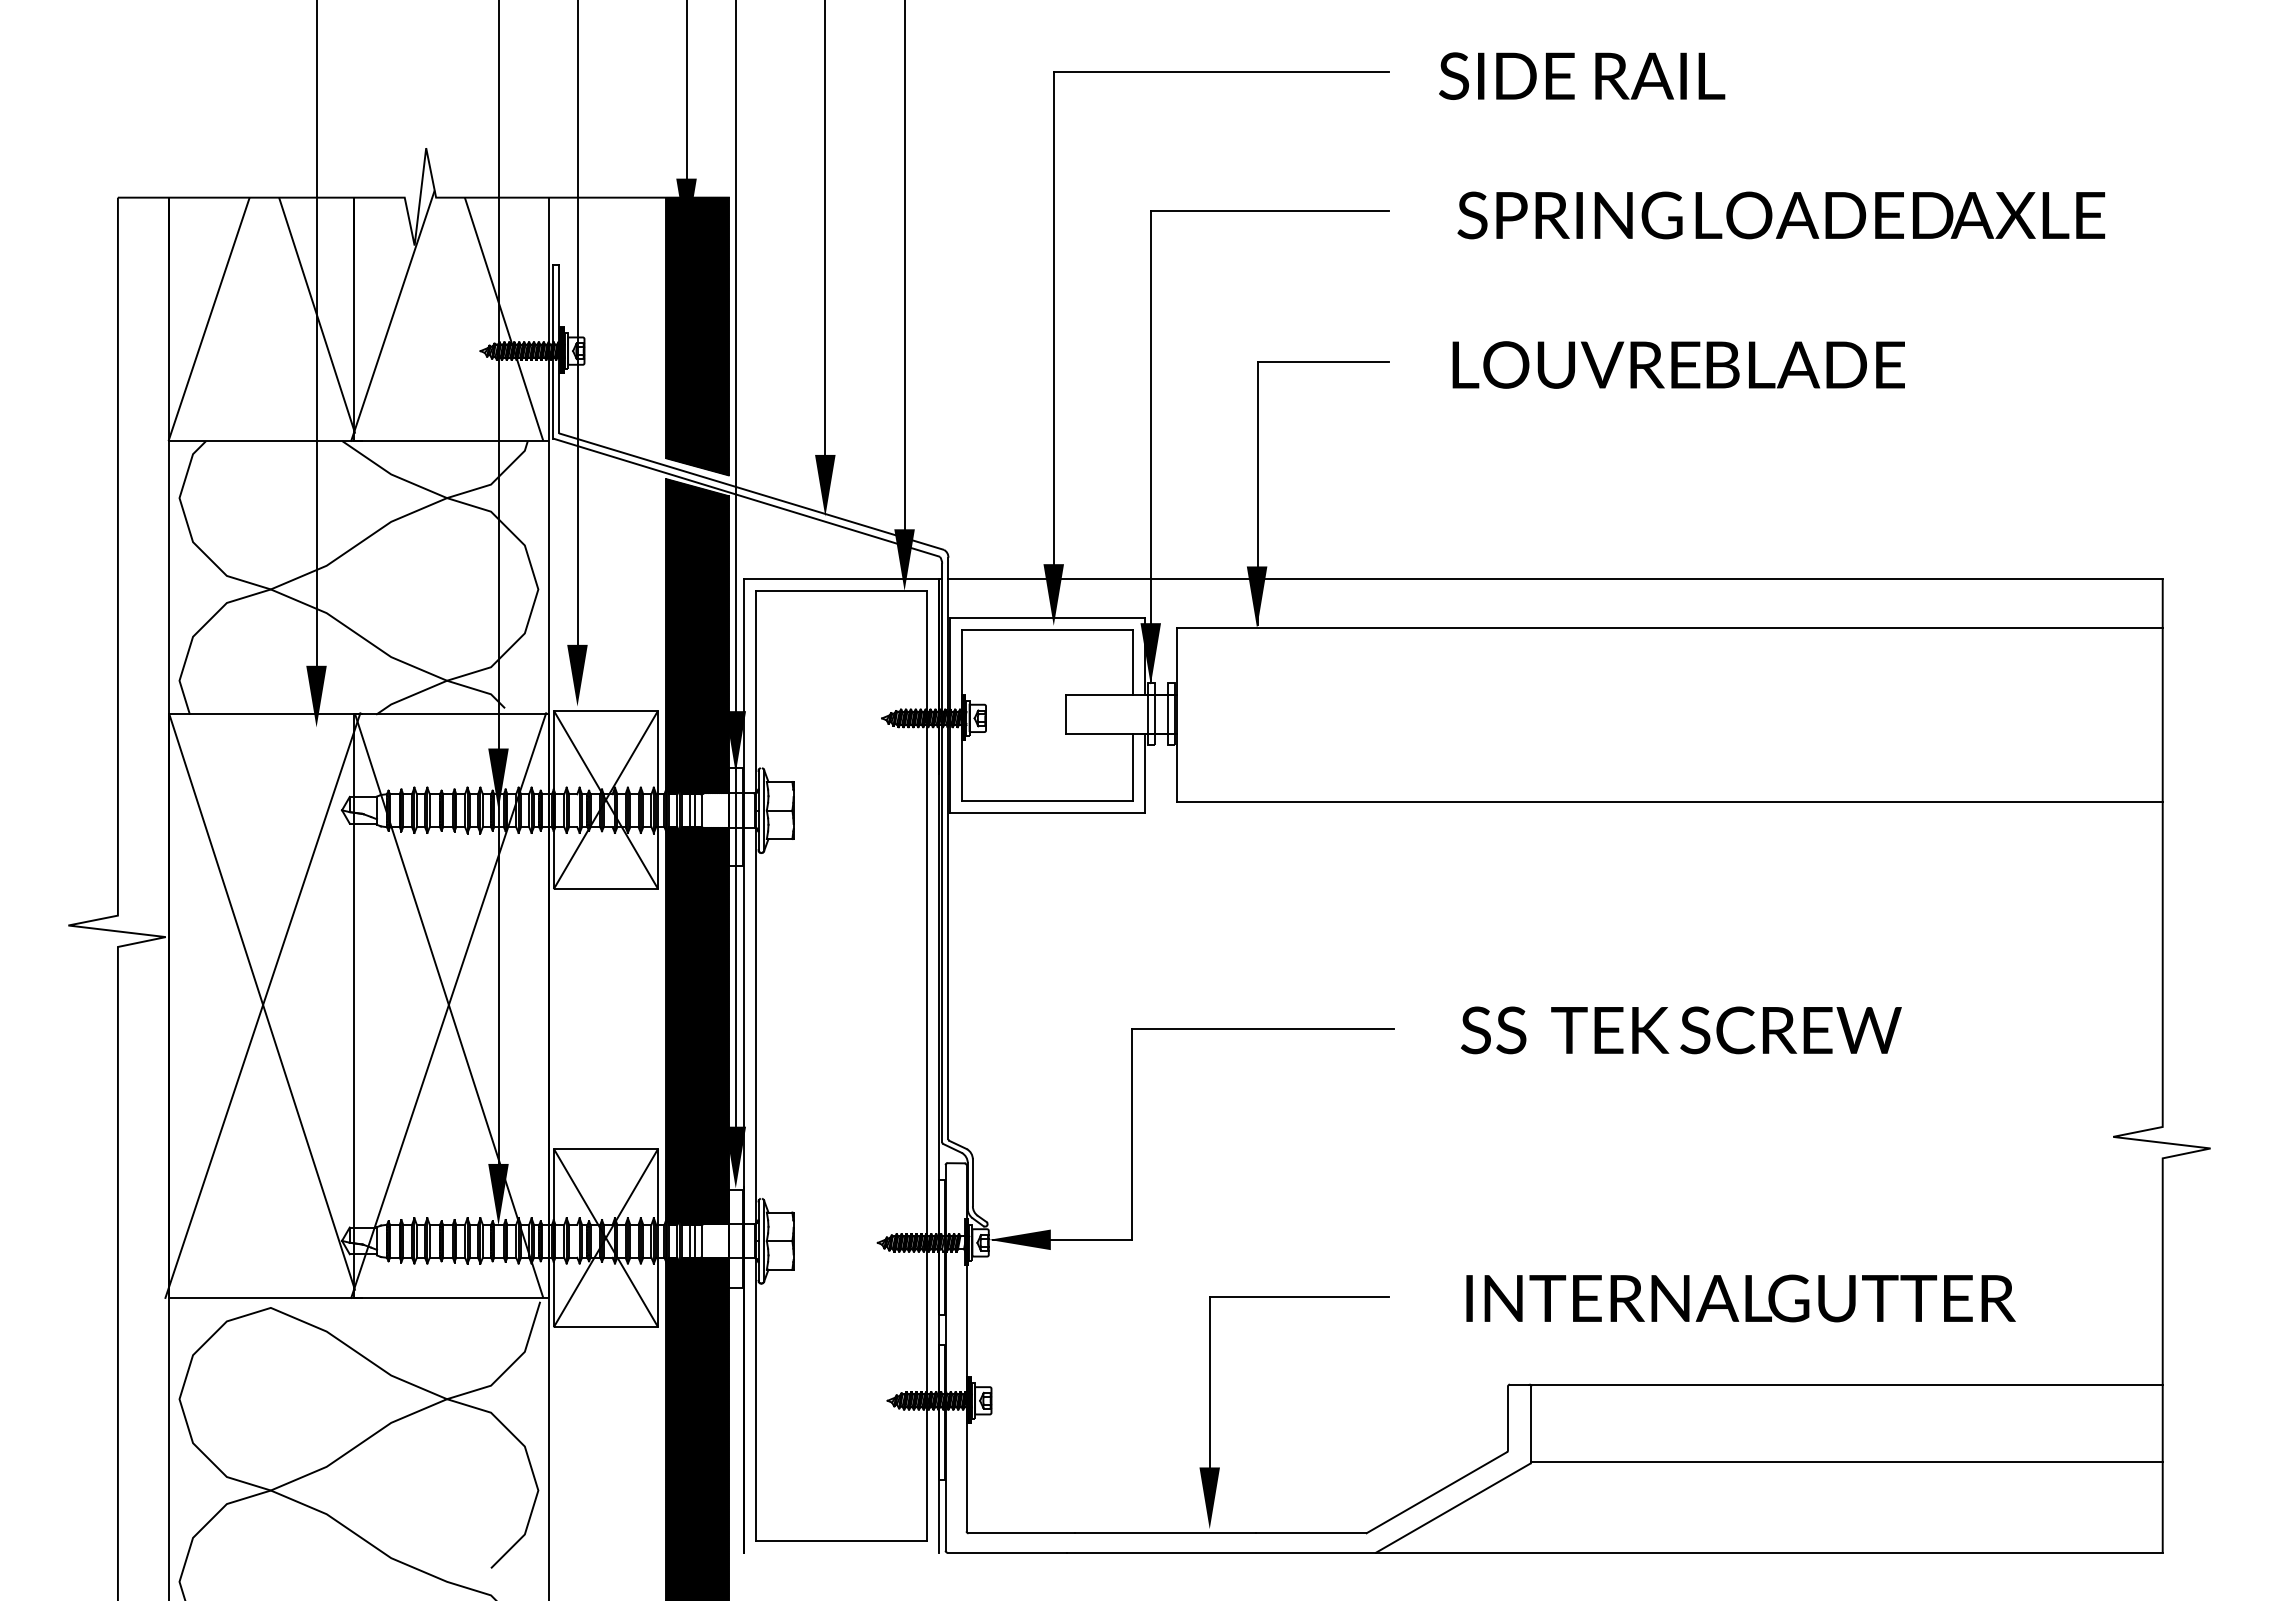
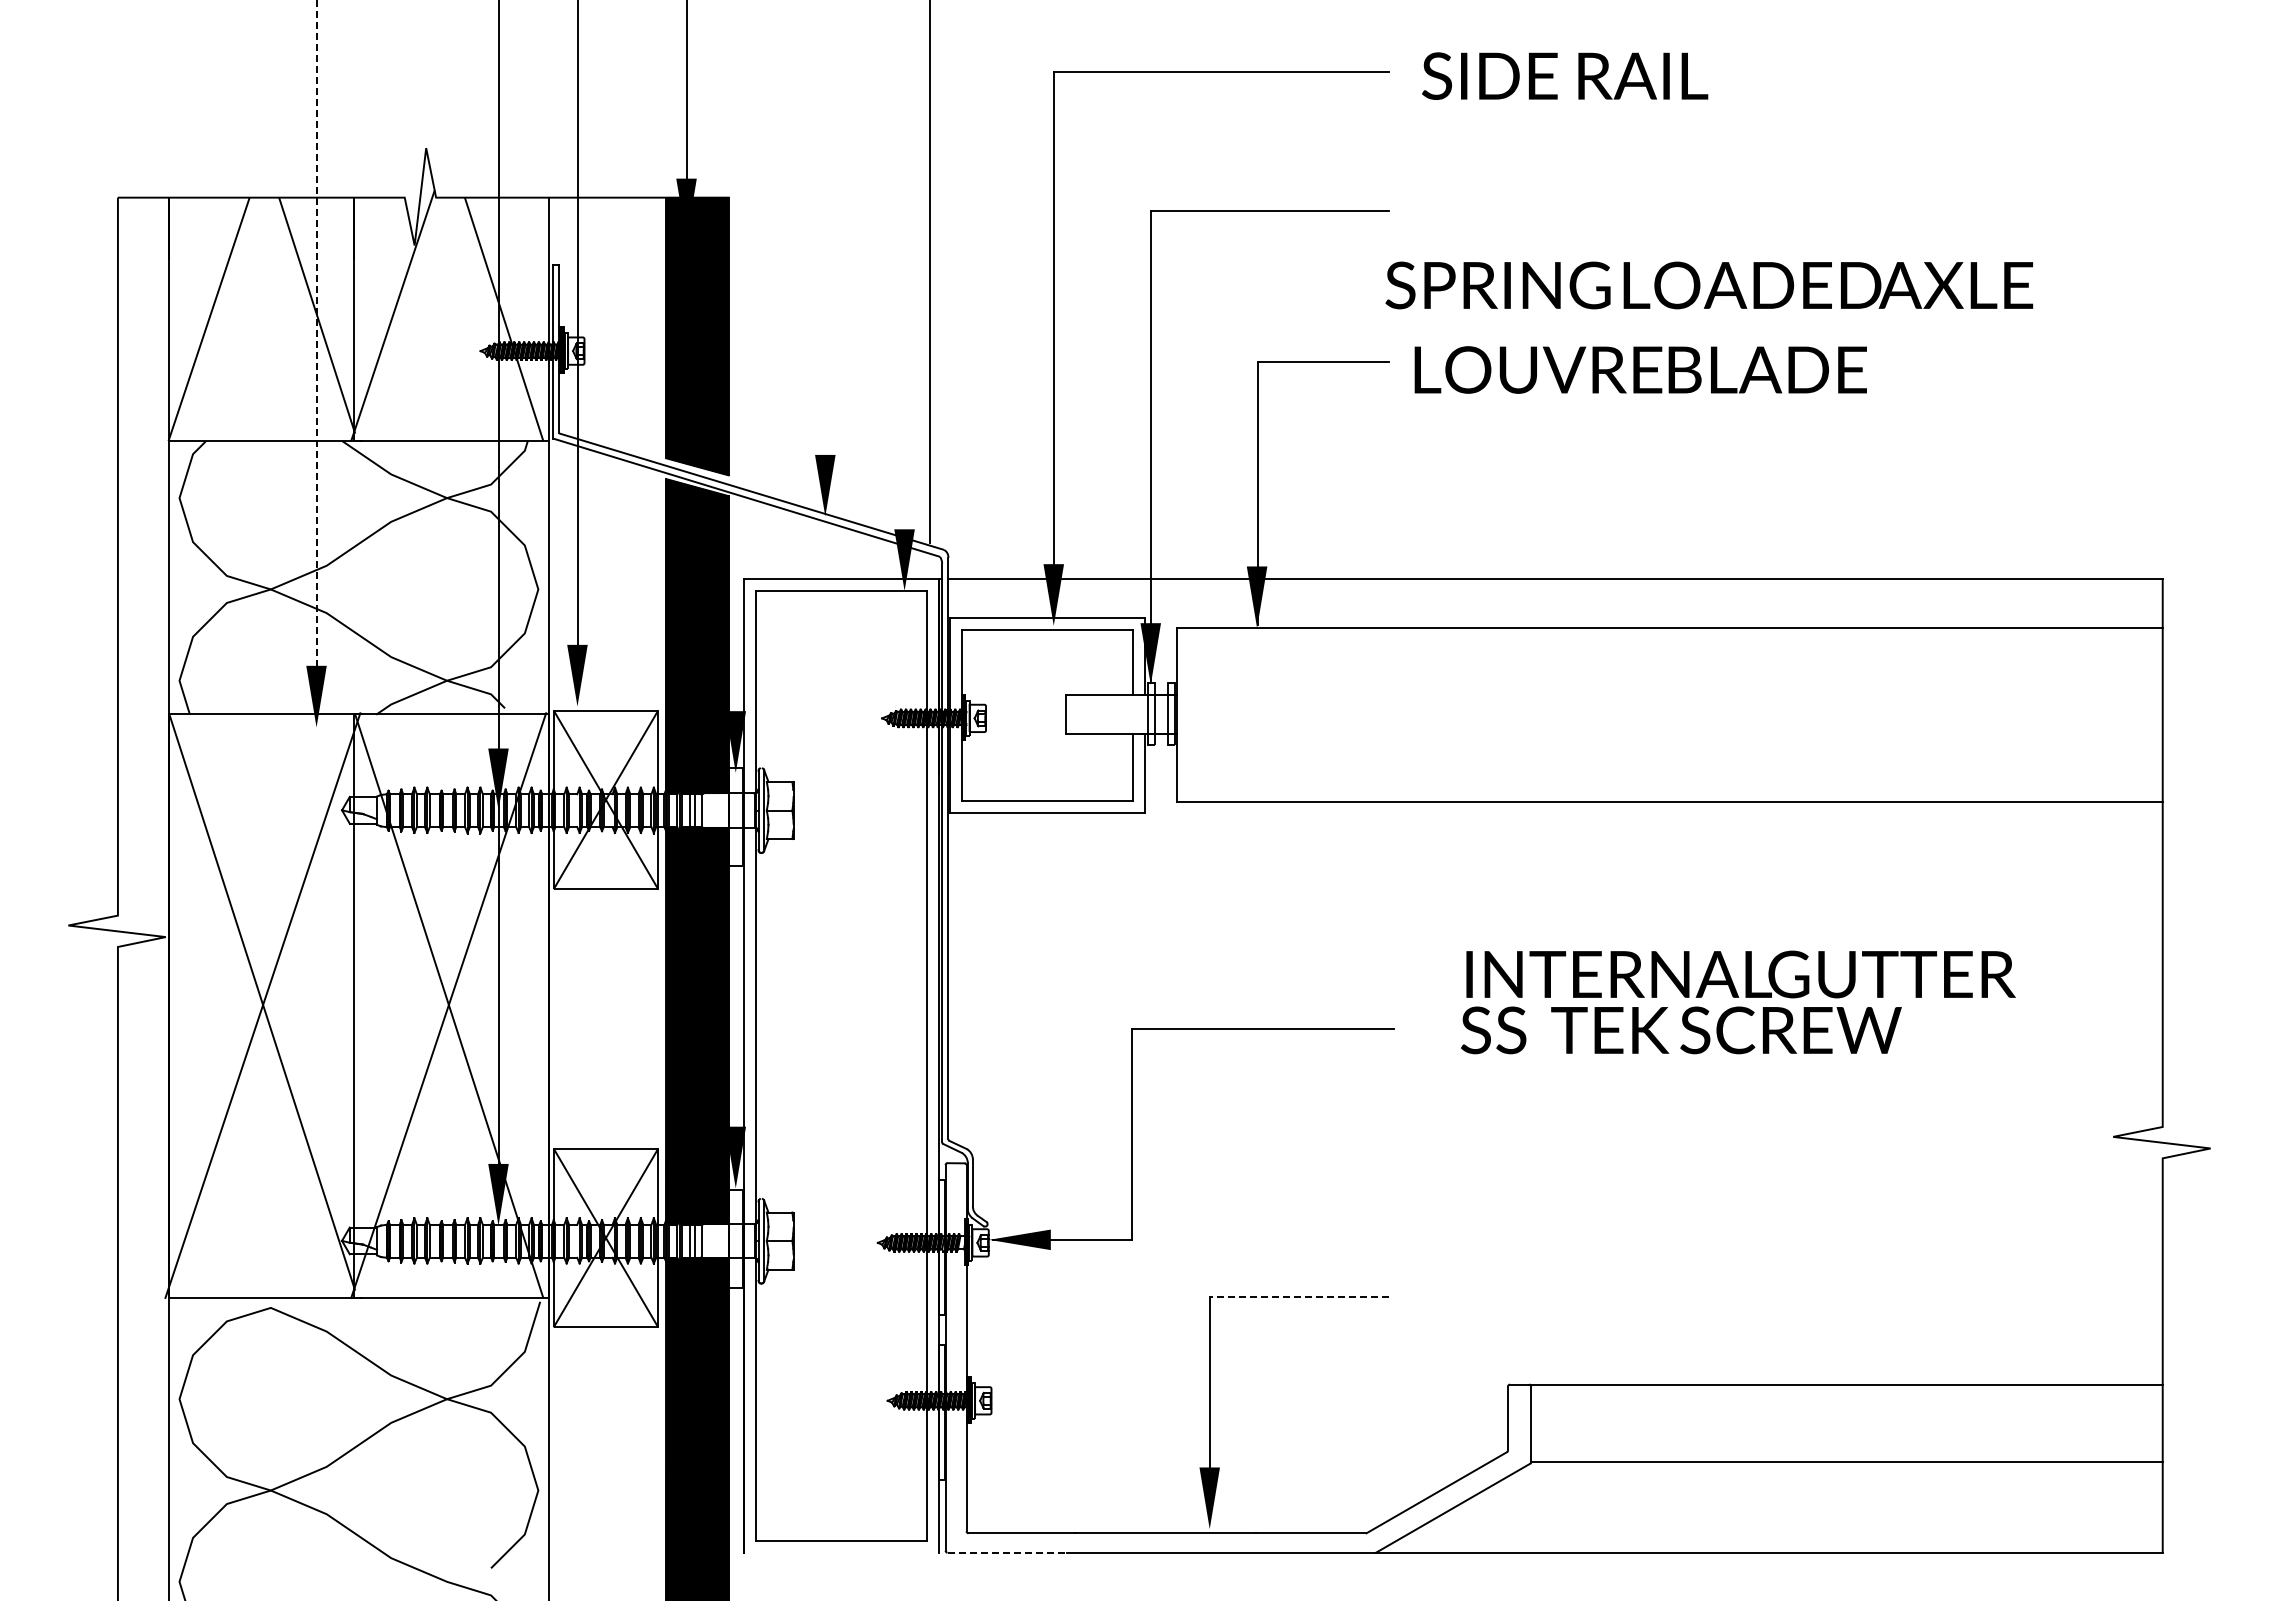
text position: (1582, 75) -> (1565, 75) (1565, 75)
text position: (1781, 215) -> (1709, 285) (1709, 285)
line: present -> none (825, 239)
line position: (905, 272) -> (930, 272) (930, 272)
line: solid -> dashed (317, 338)
text position: (1678, 364) -> (1640, 369) (1640, 369)
line: present -> none (736, 570)
line: solid -> dashed (1298, 1297)
text position: (1740, 1298) -> (1740, 974) (1740, 974)
line: solid -> dashed (1007, 1552)
